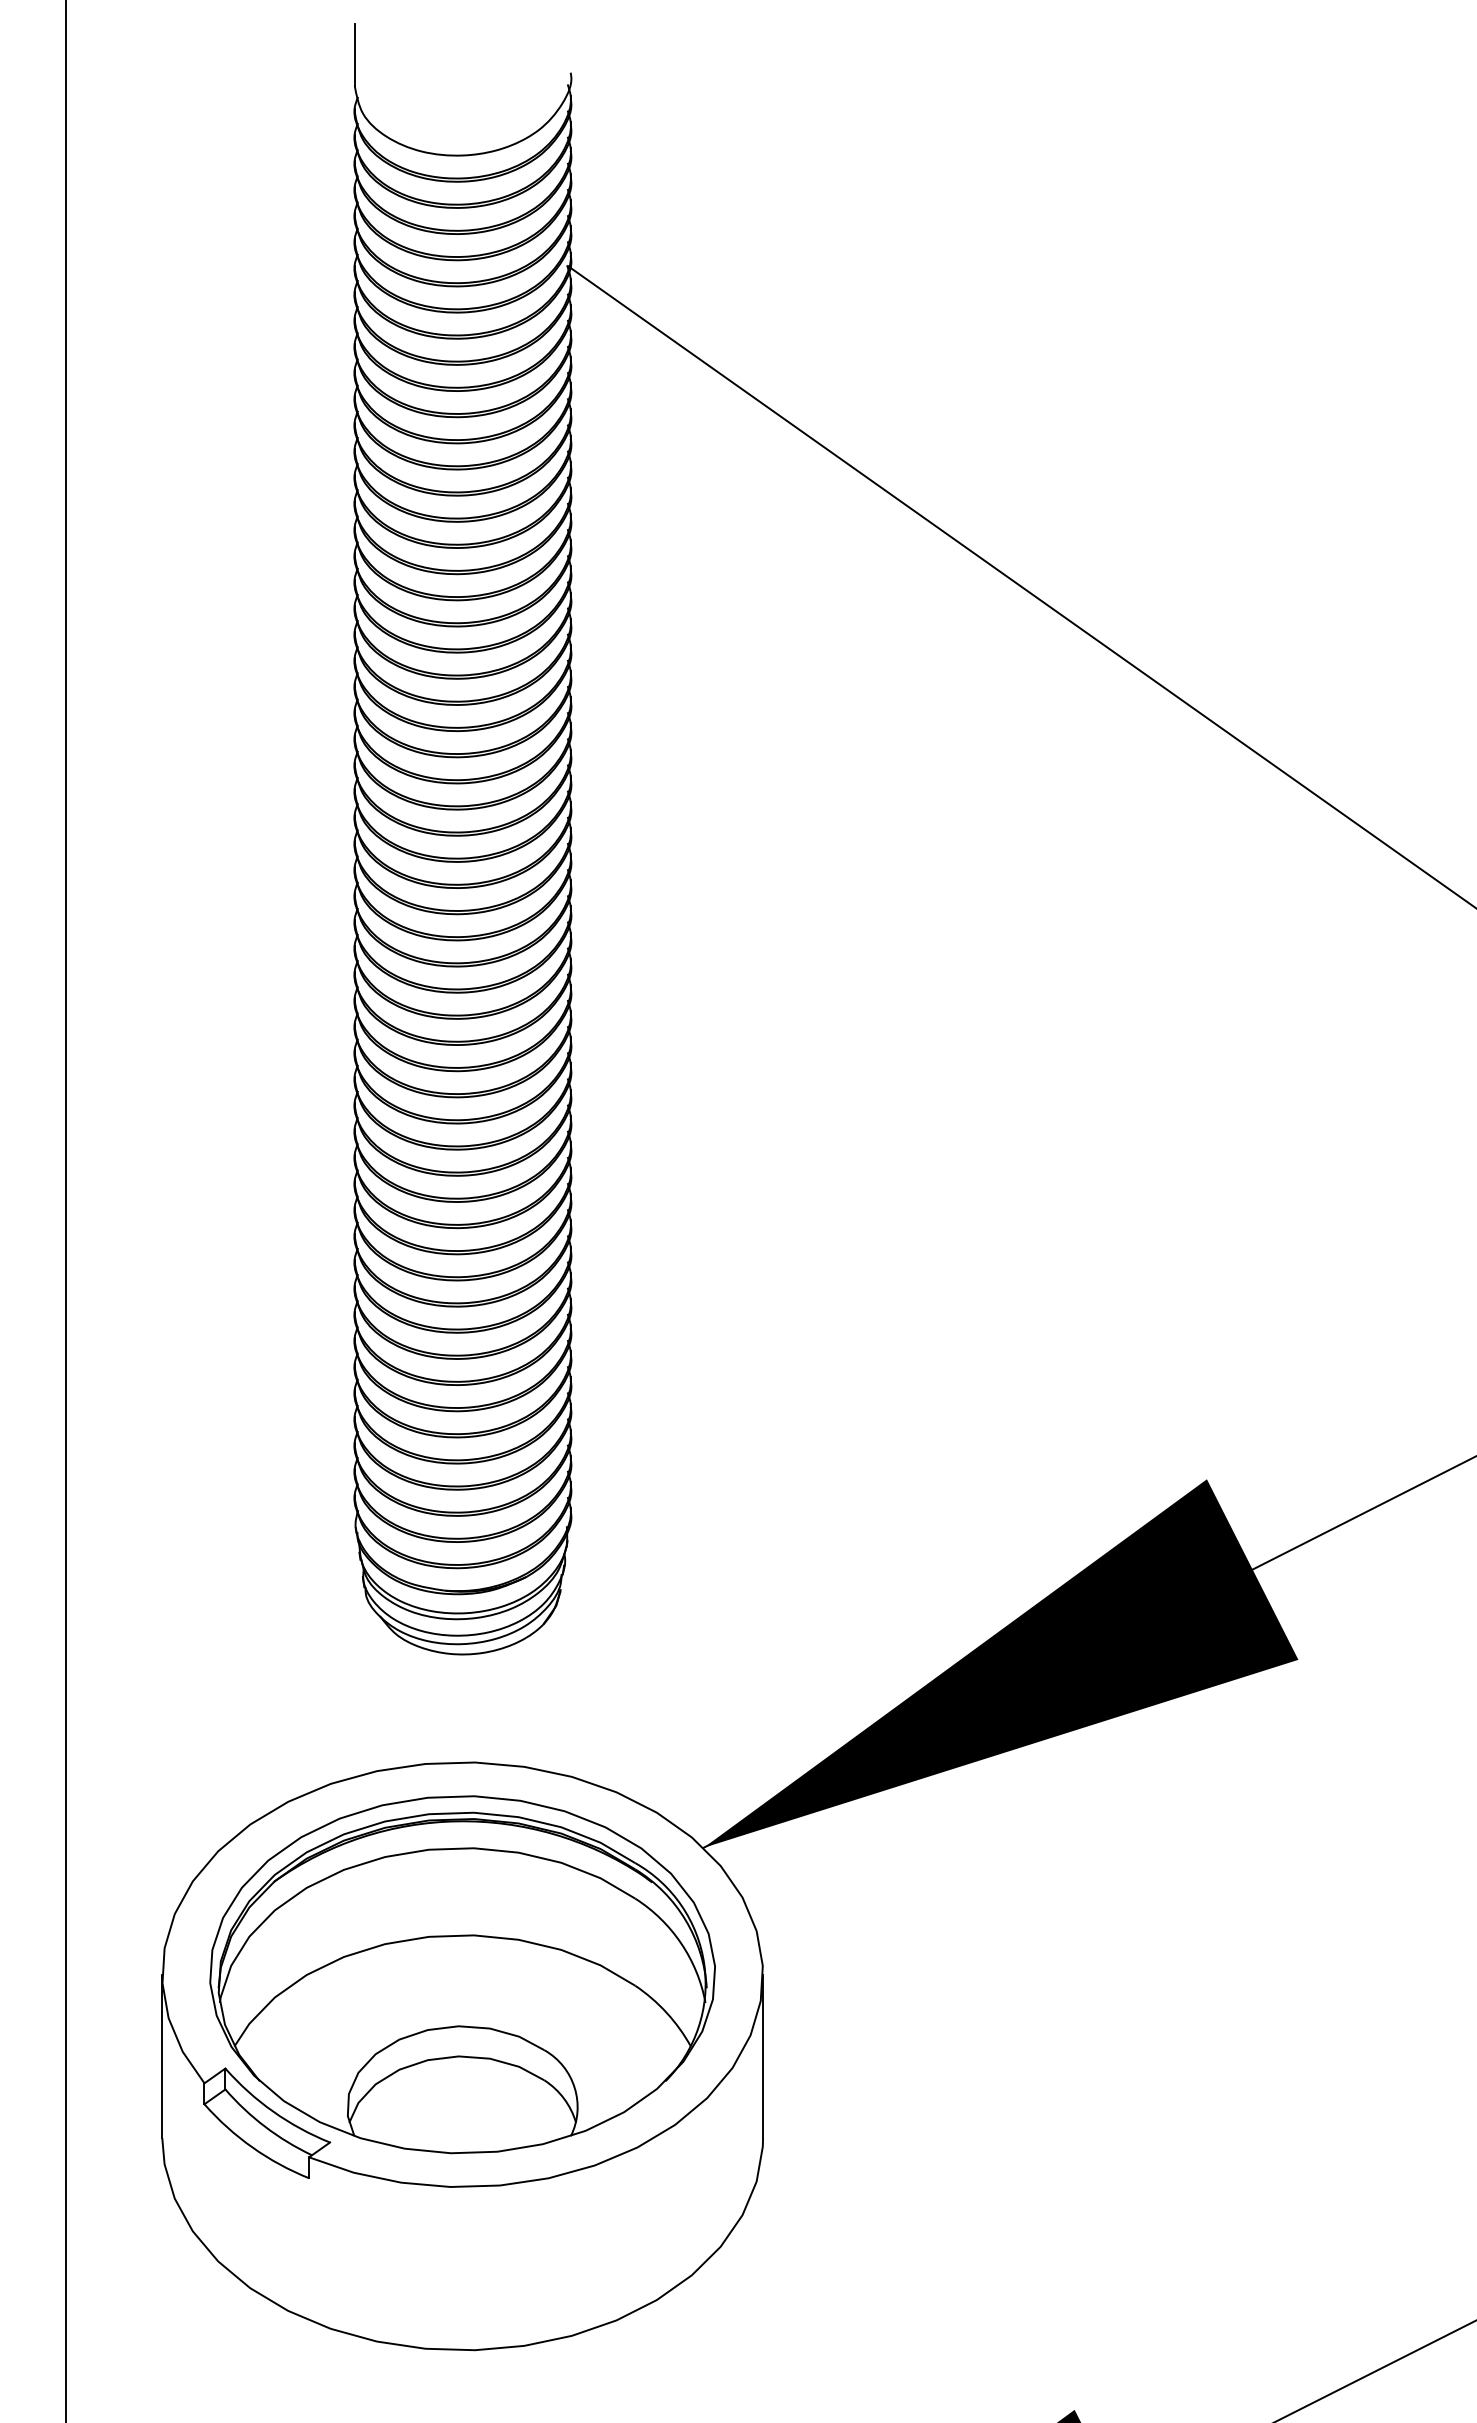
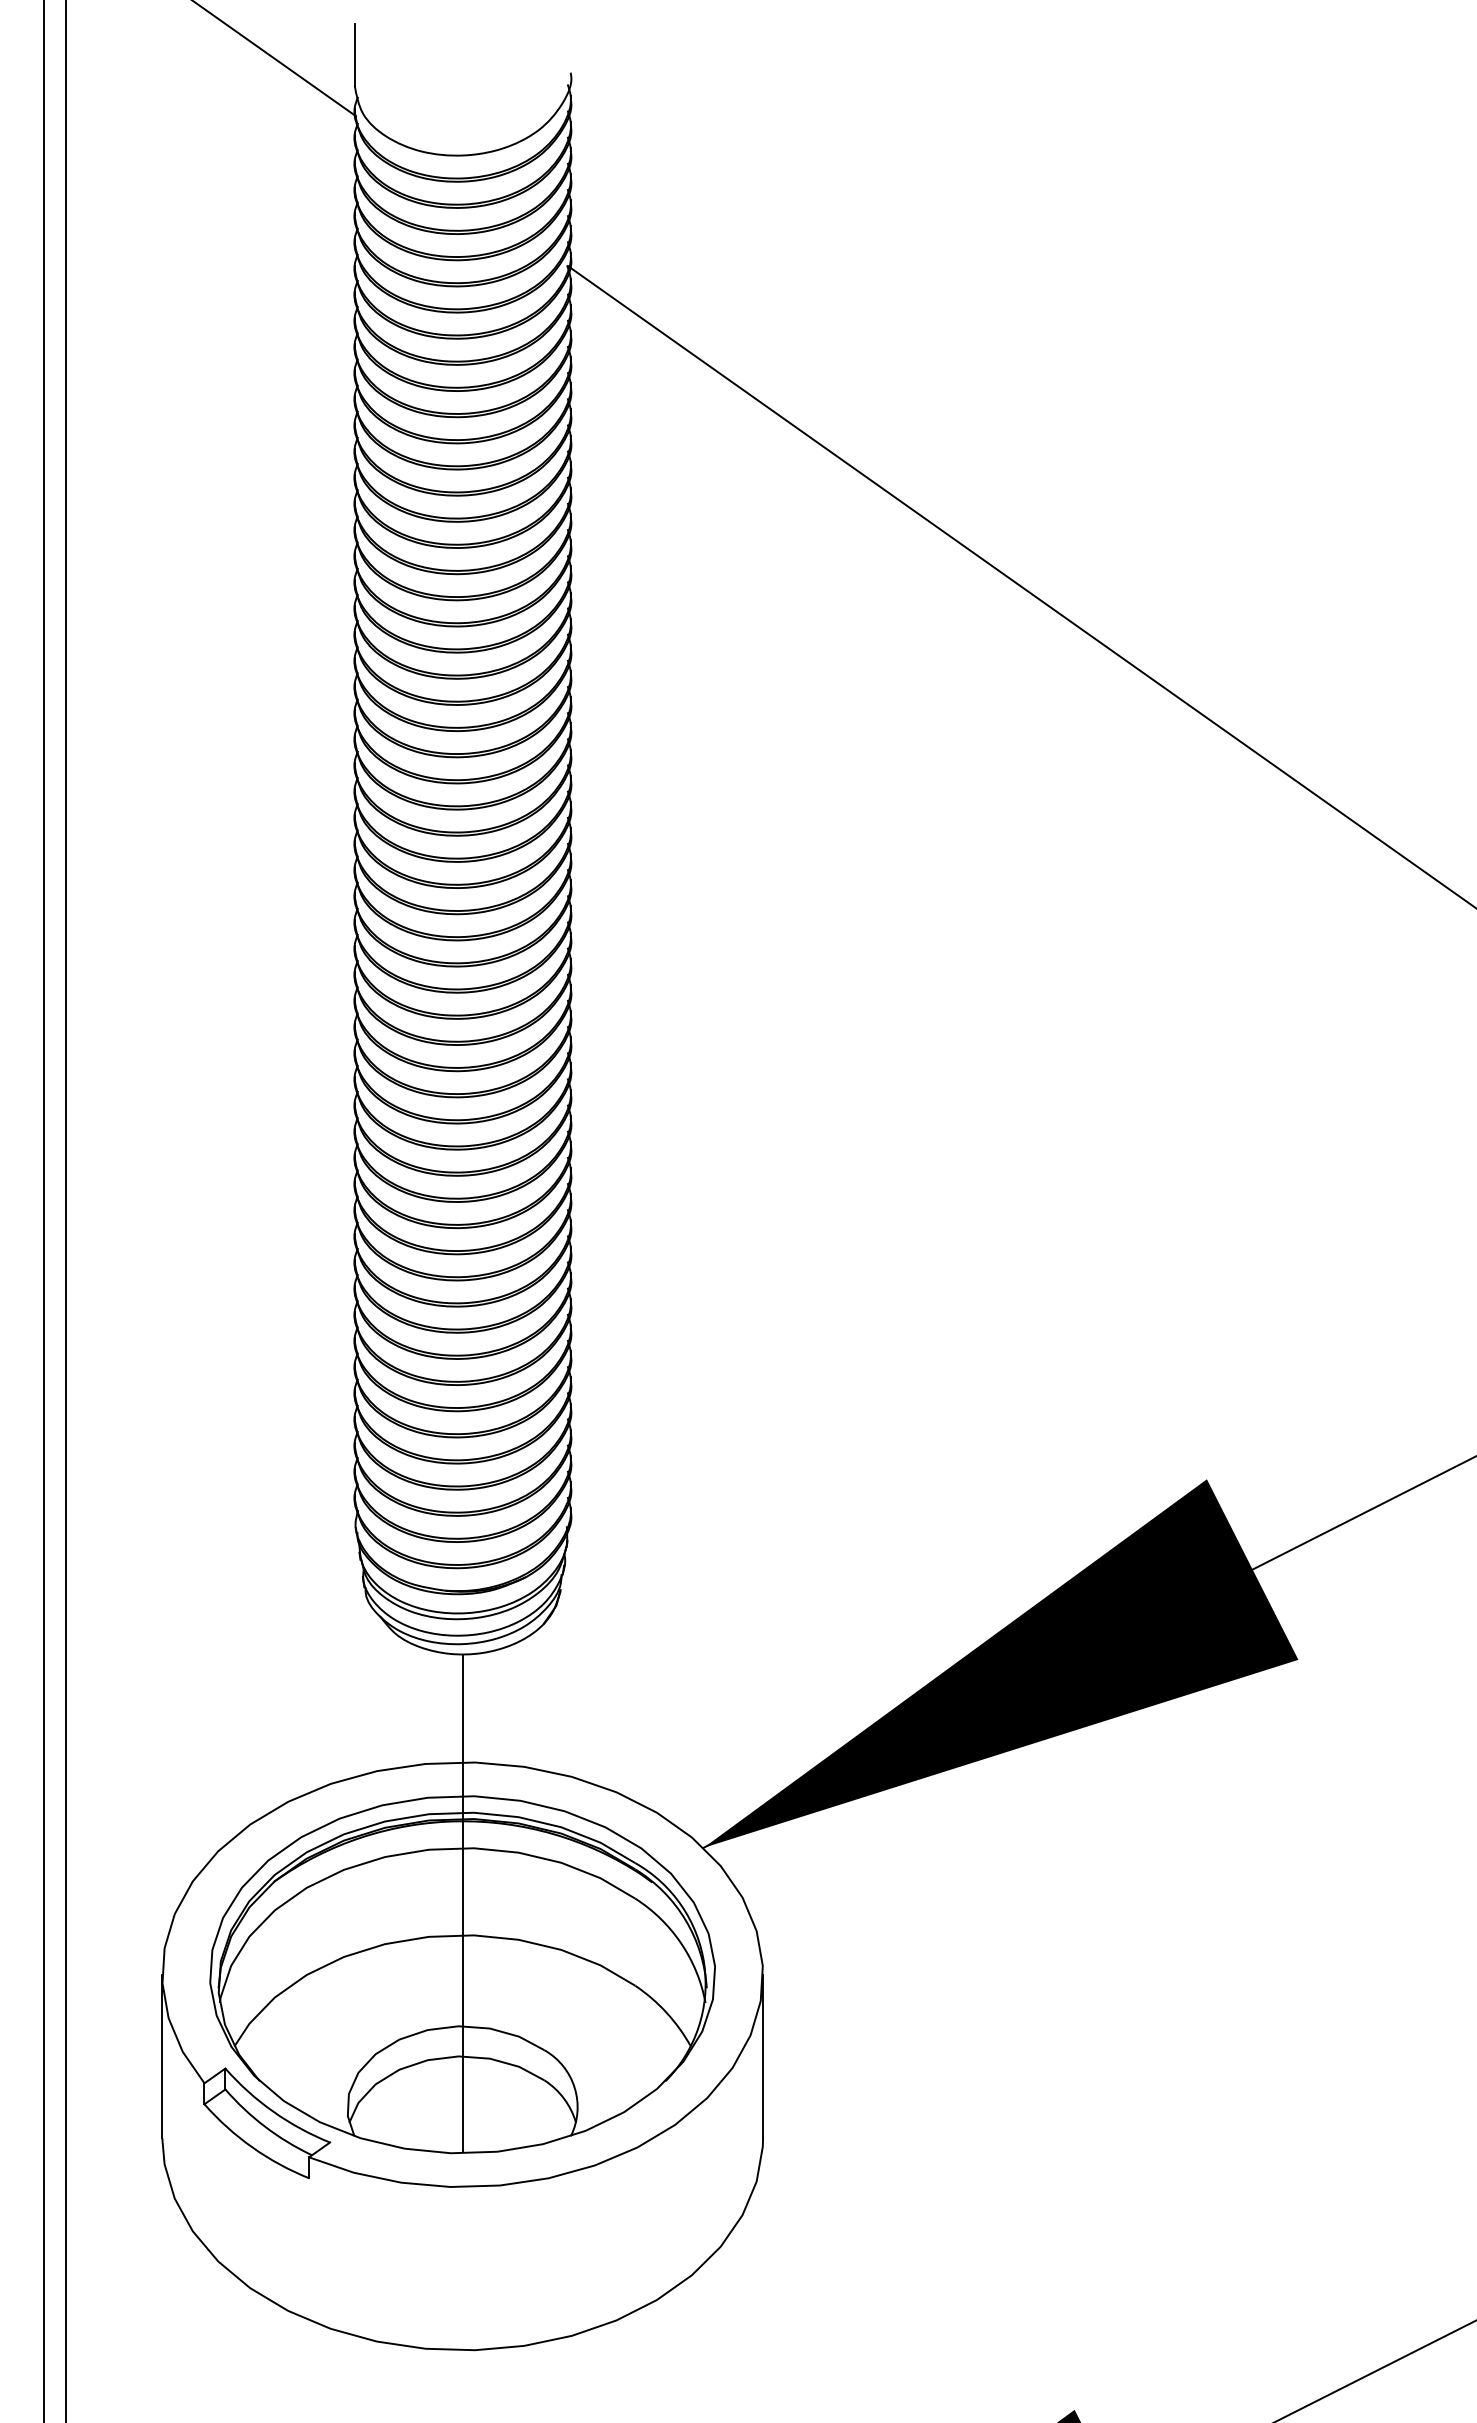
line: none -> present (275, 59)
line: none -> present (44, 1210)
line: none -> present (462, 1903)
